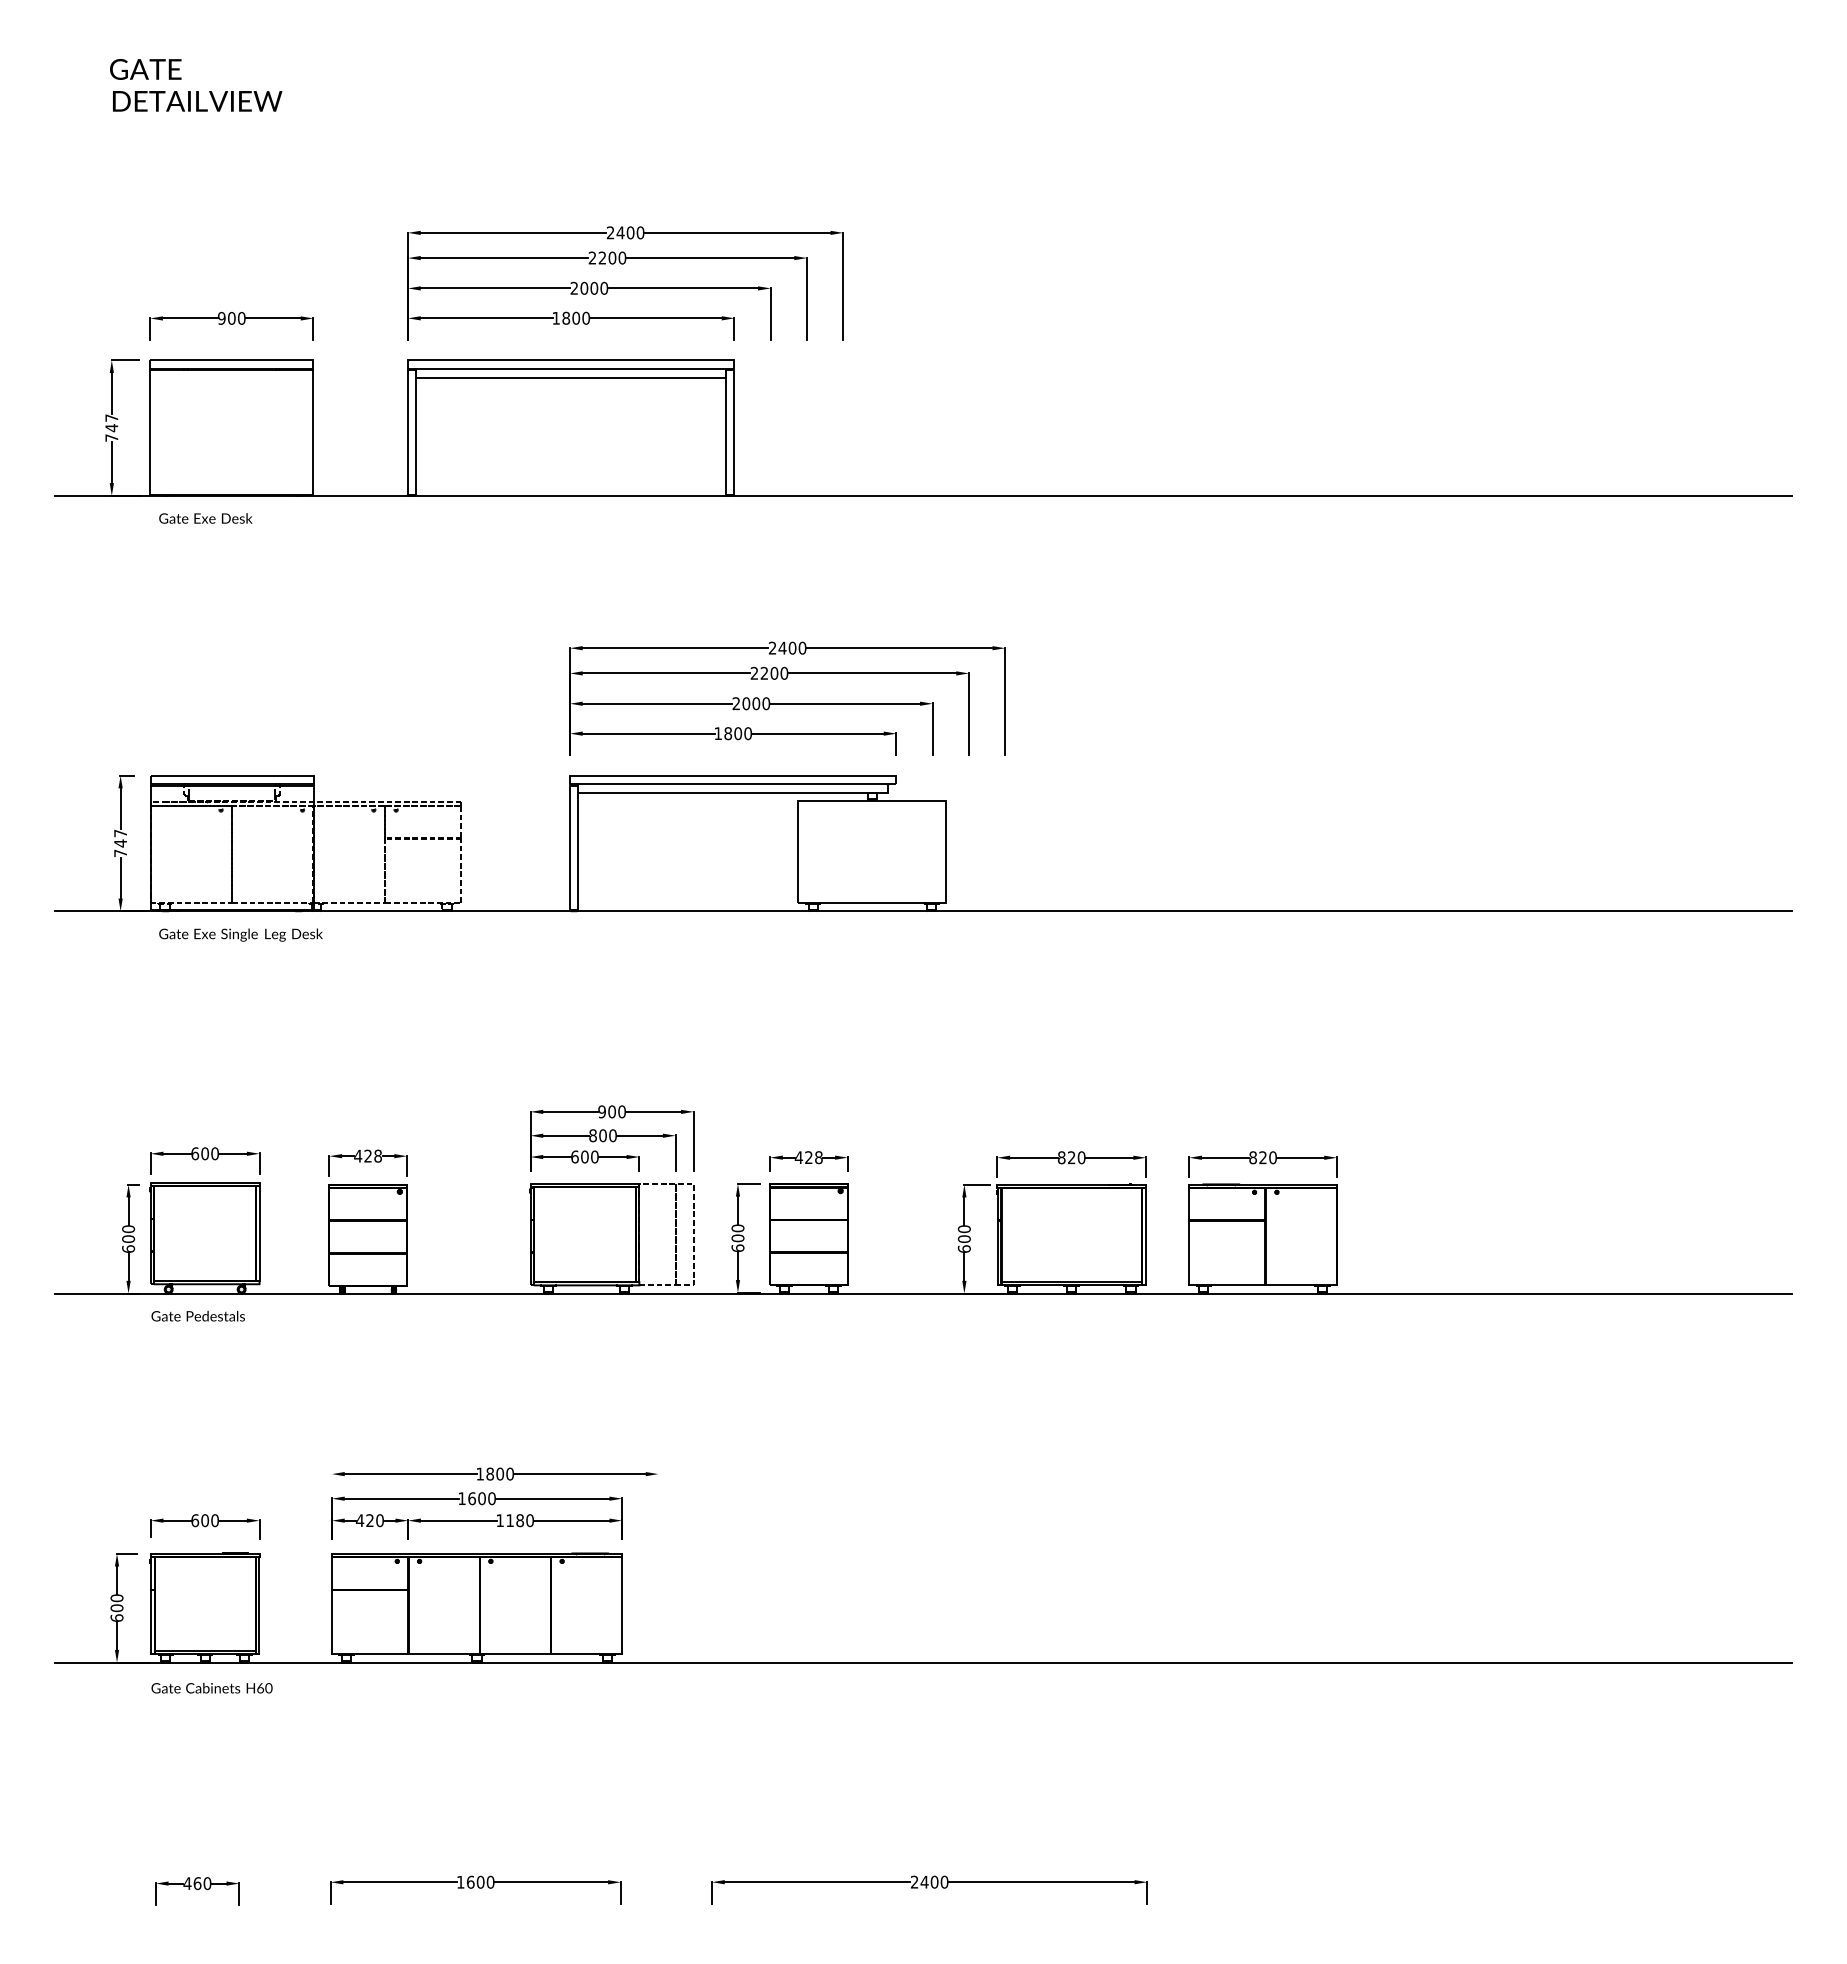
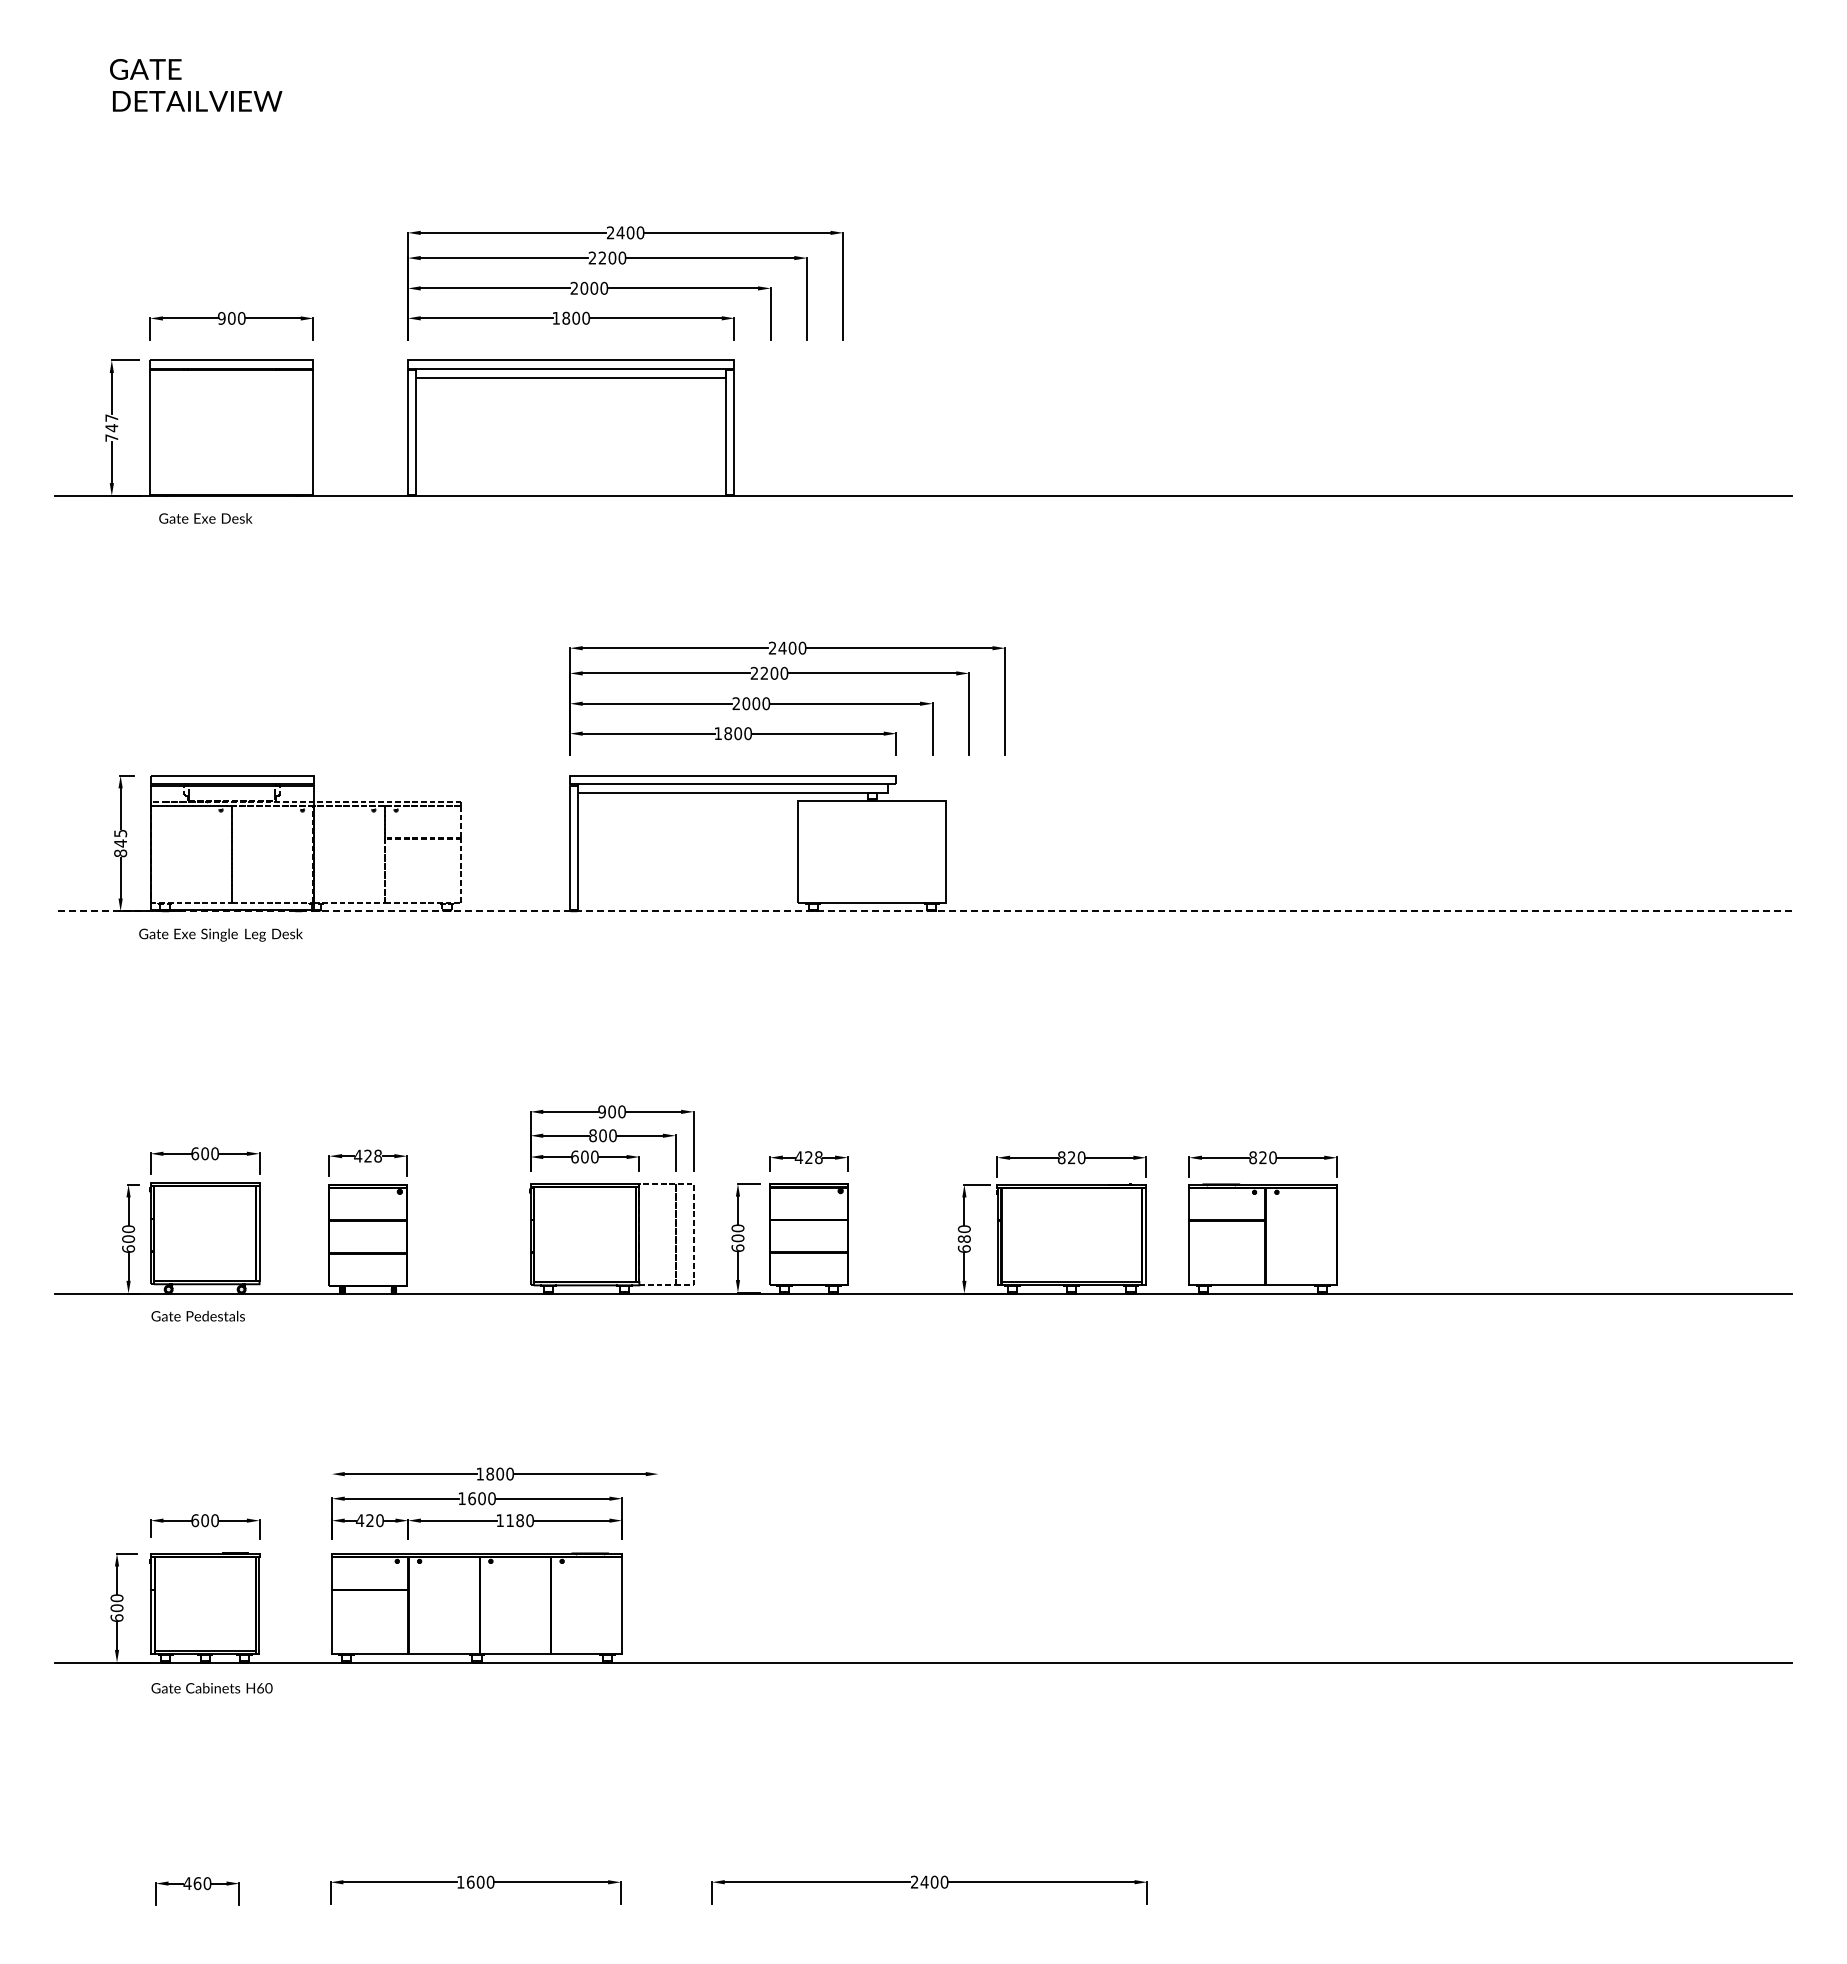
text: 747 -> 845 (120, 843)
line: solid -> dashed (923, 911)
text position: (240, 934) -> (220, 934) (220, 934)
text: 600 -> 680 (964, 1238)
